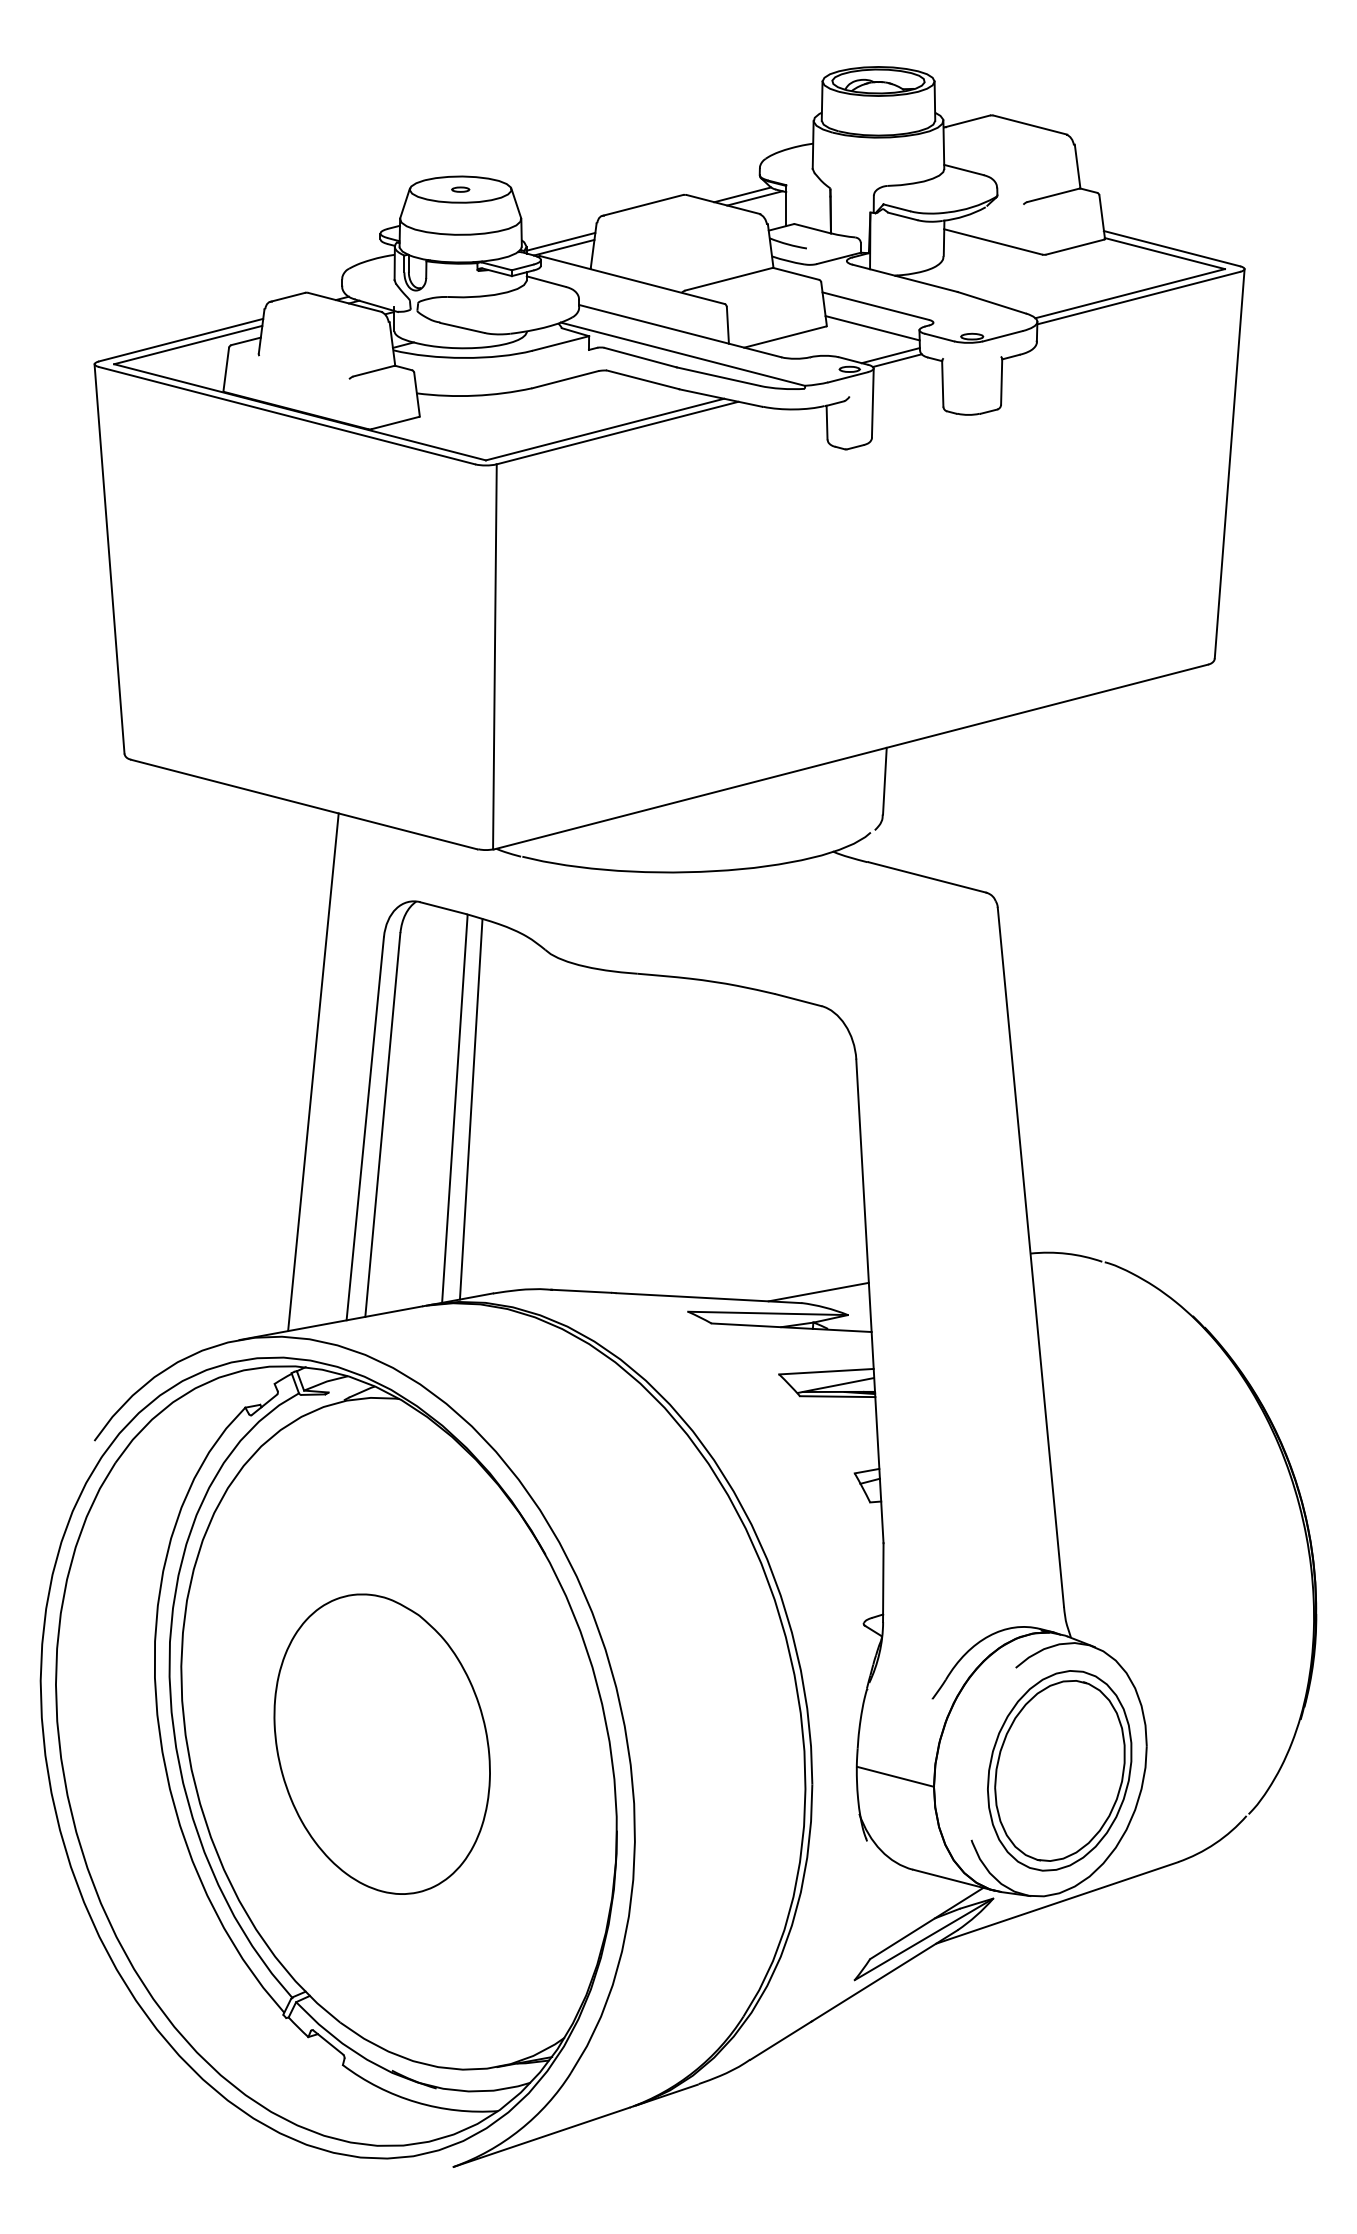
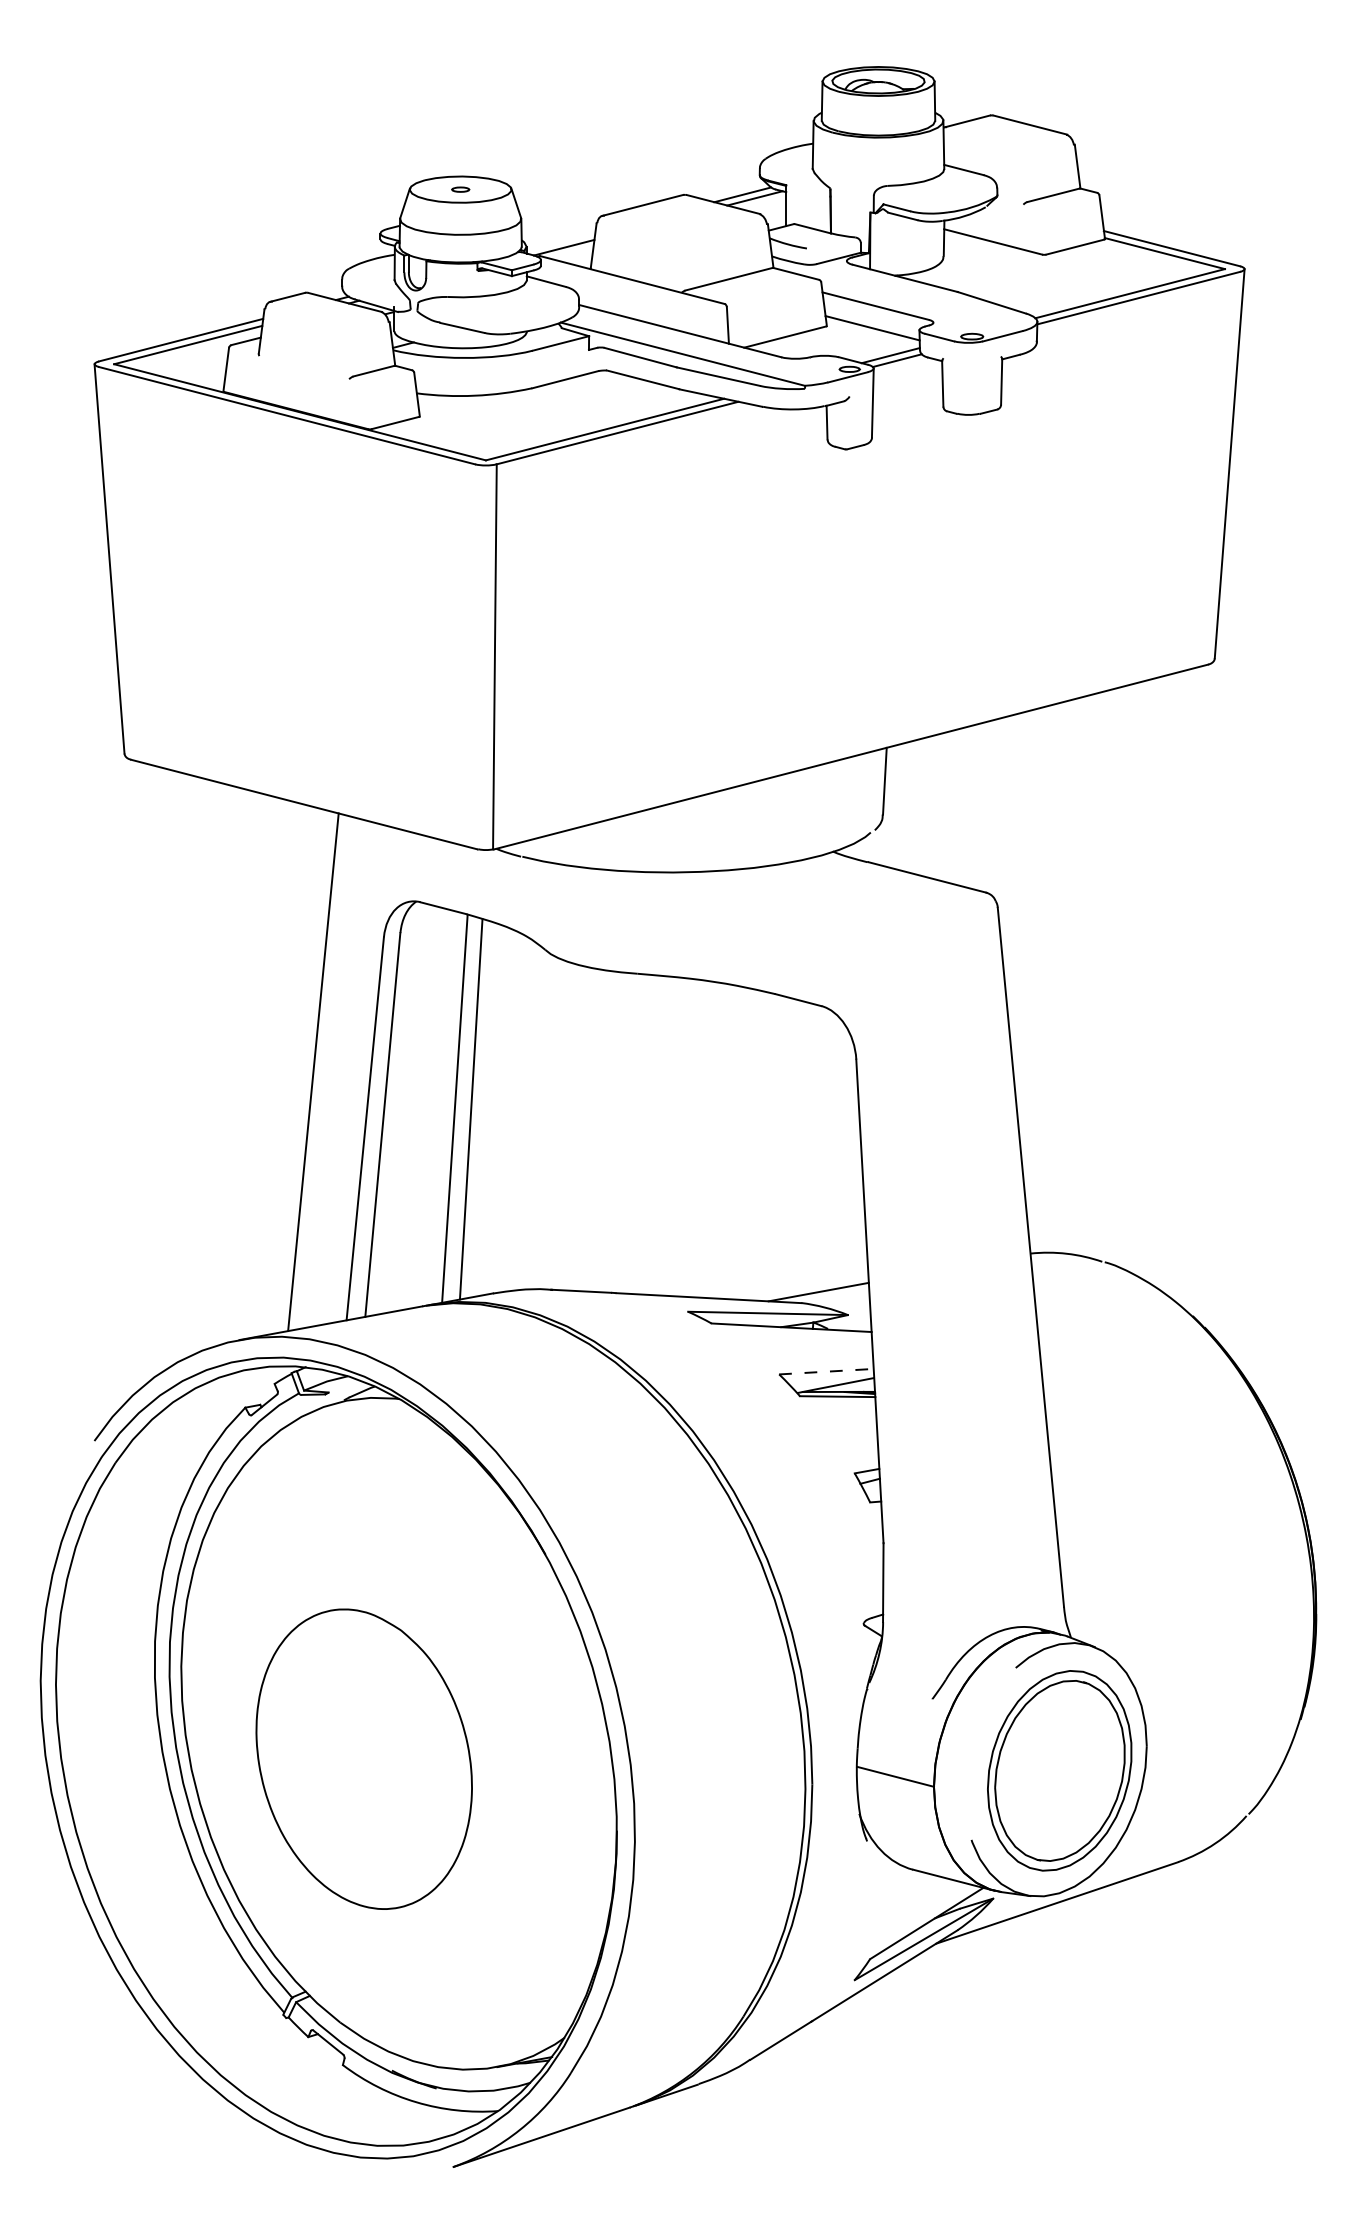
line: present -> none (560, 241)
line: solid -> dashed (826, 1371)
part position: (381, 1743) -> (363, 1758) (363, 1758)
